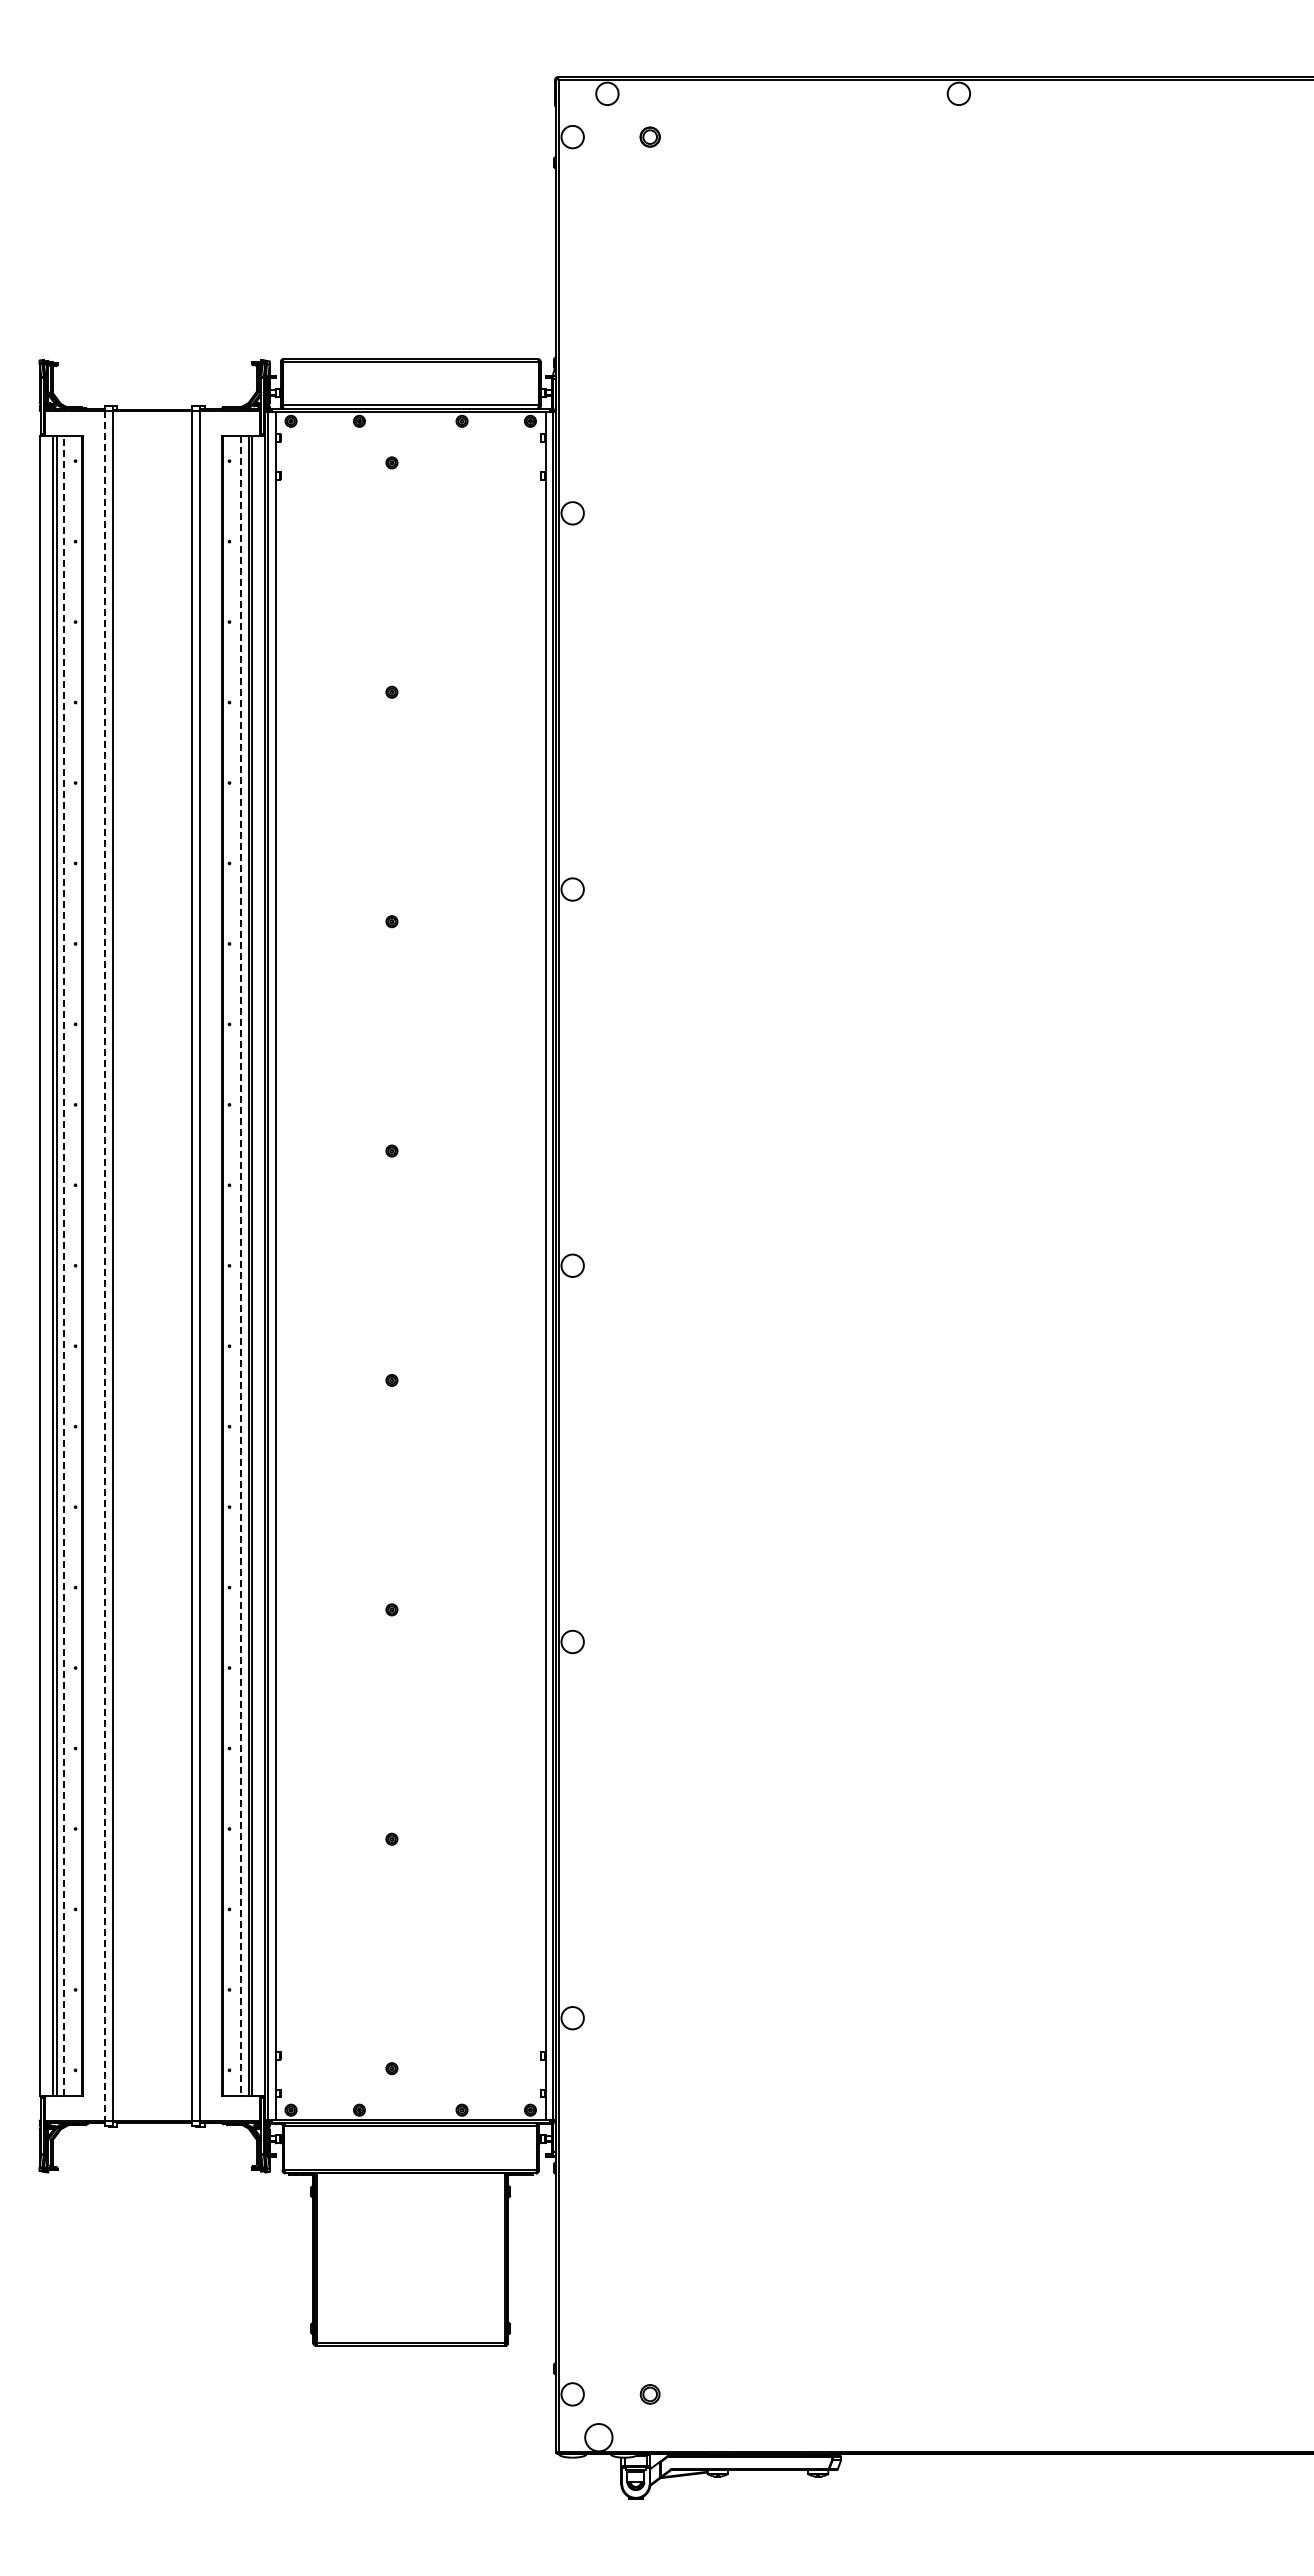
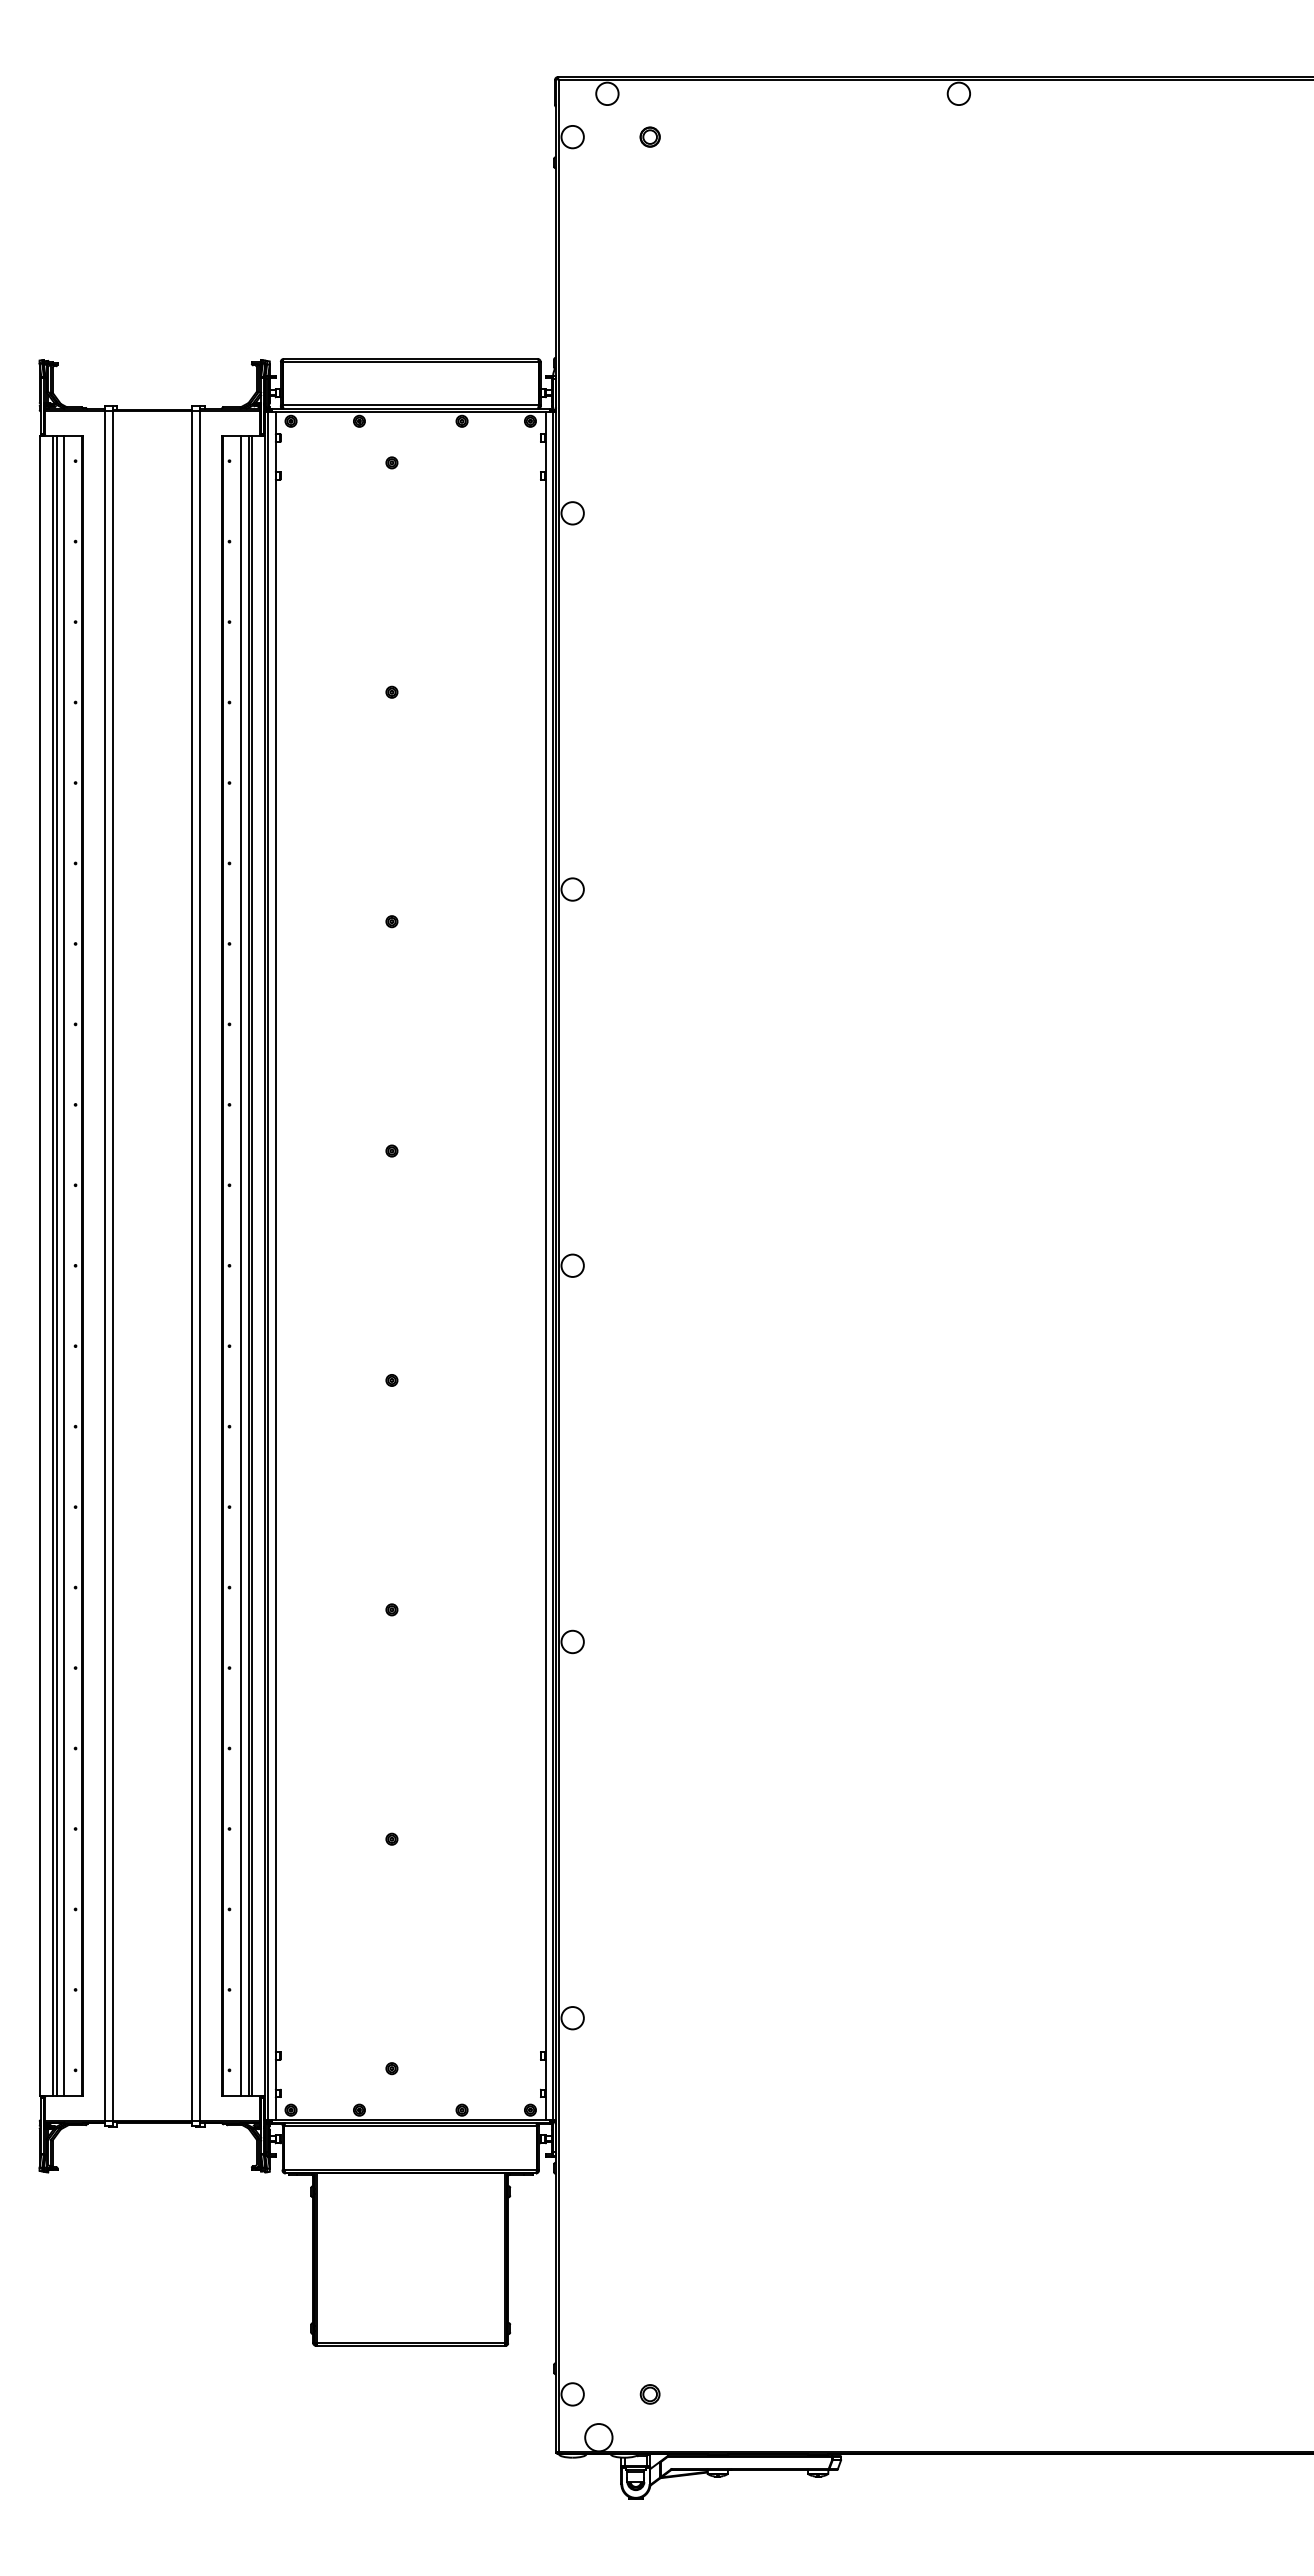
line: dashed -> solid (64, 1265)
line: dashed -> solid (104, 1266)
line: dashed -> solid (240, 1266)
